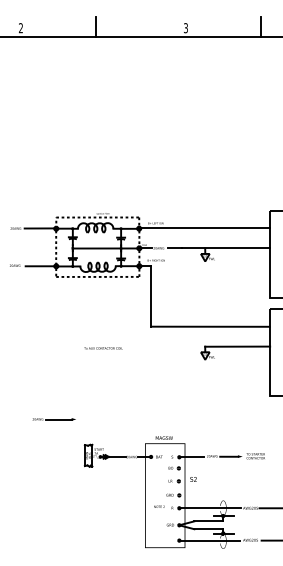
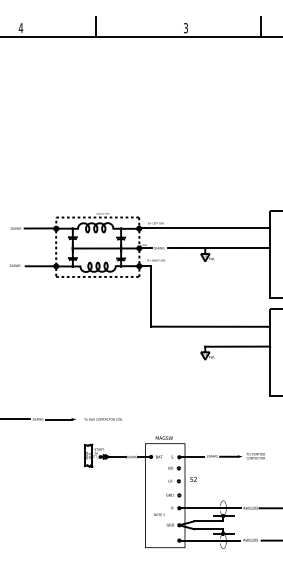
text: 2 -> 4 (20, 28)
text position: (103, 348) -> (103, 419) (103, 419)
line: none -> present (16, 419)
text position: (159, 506) -> (159, 514) (159, 514)
